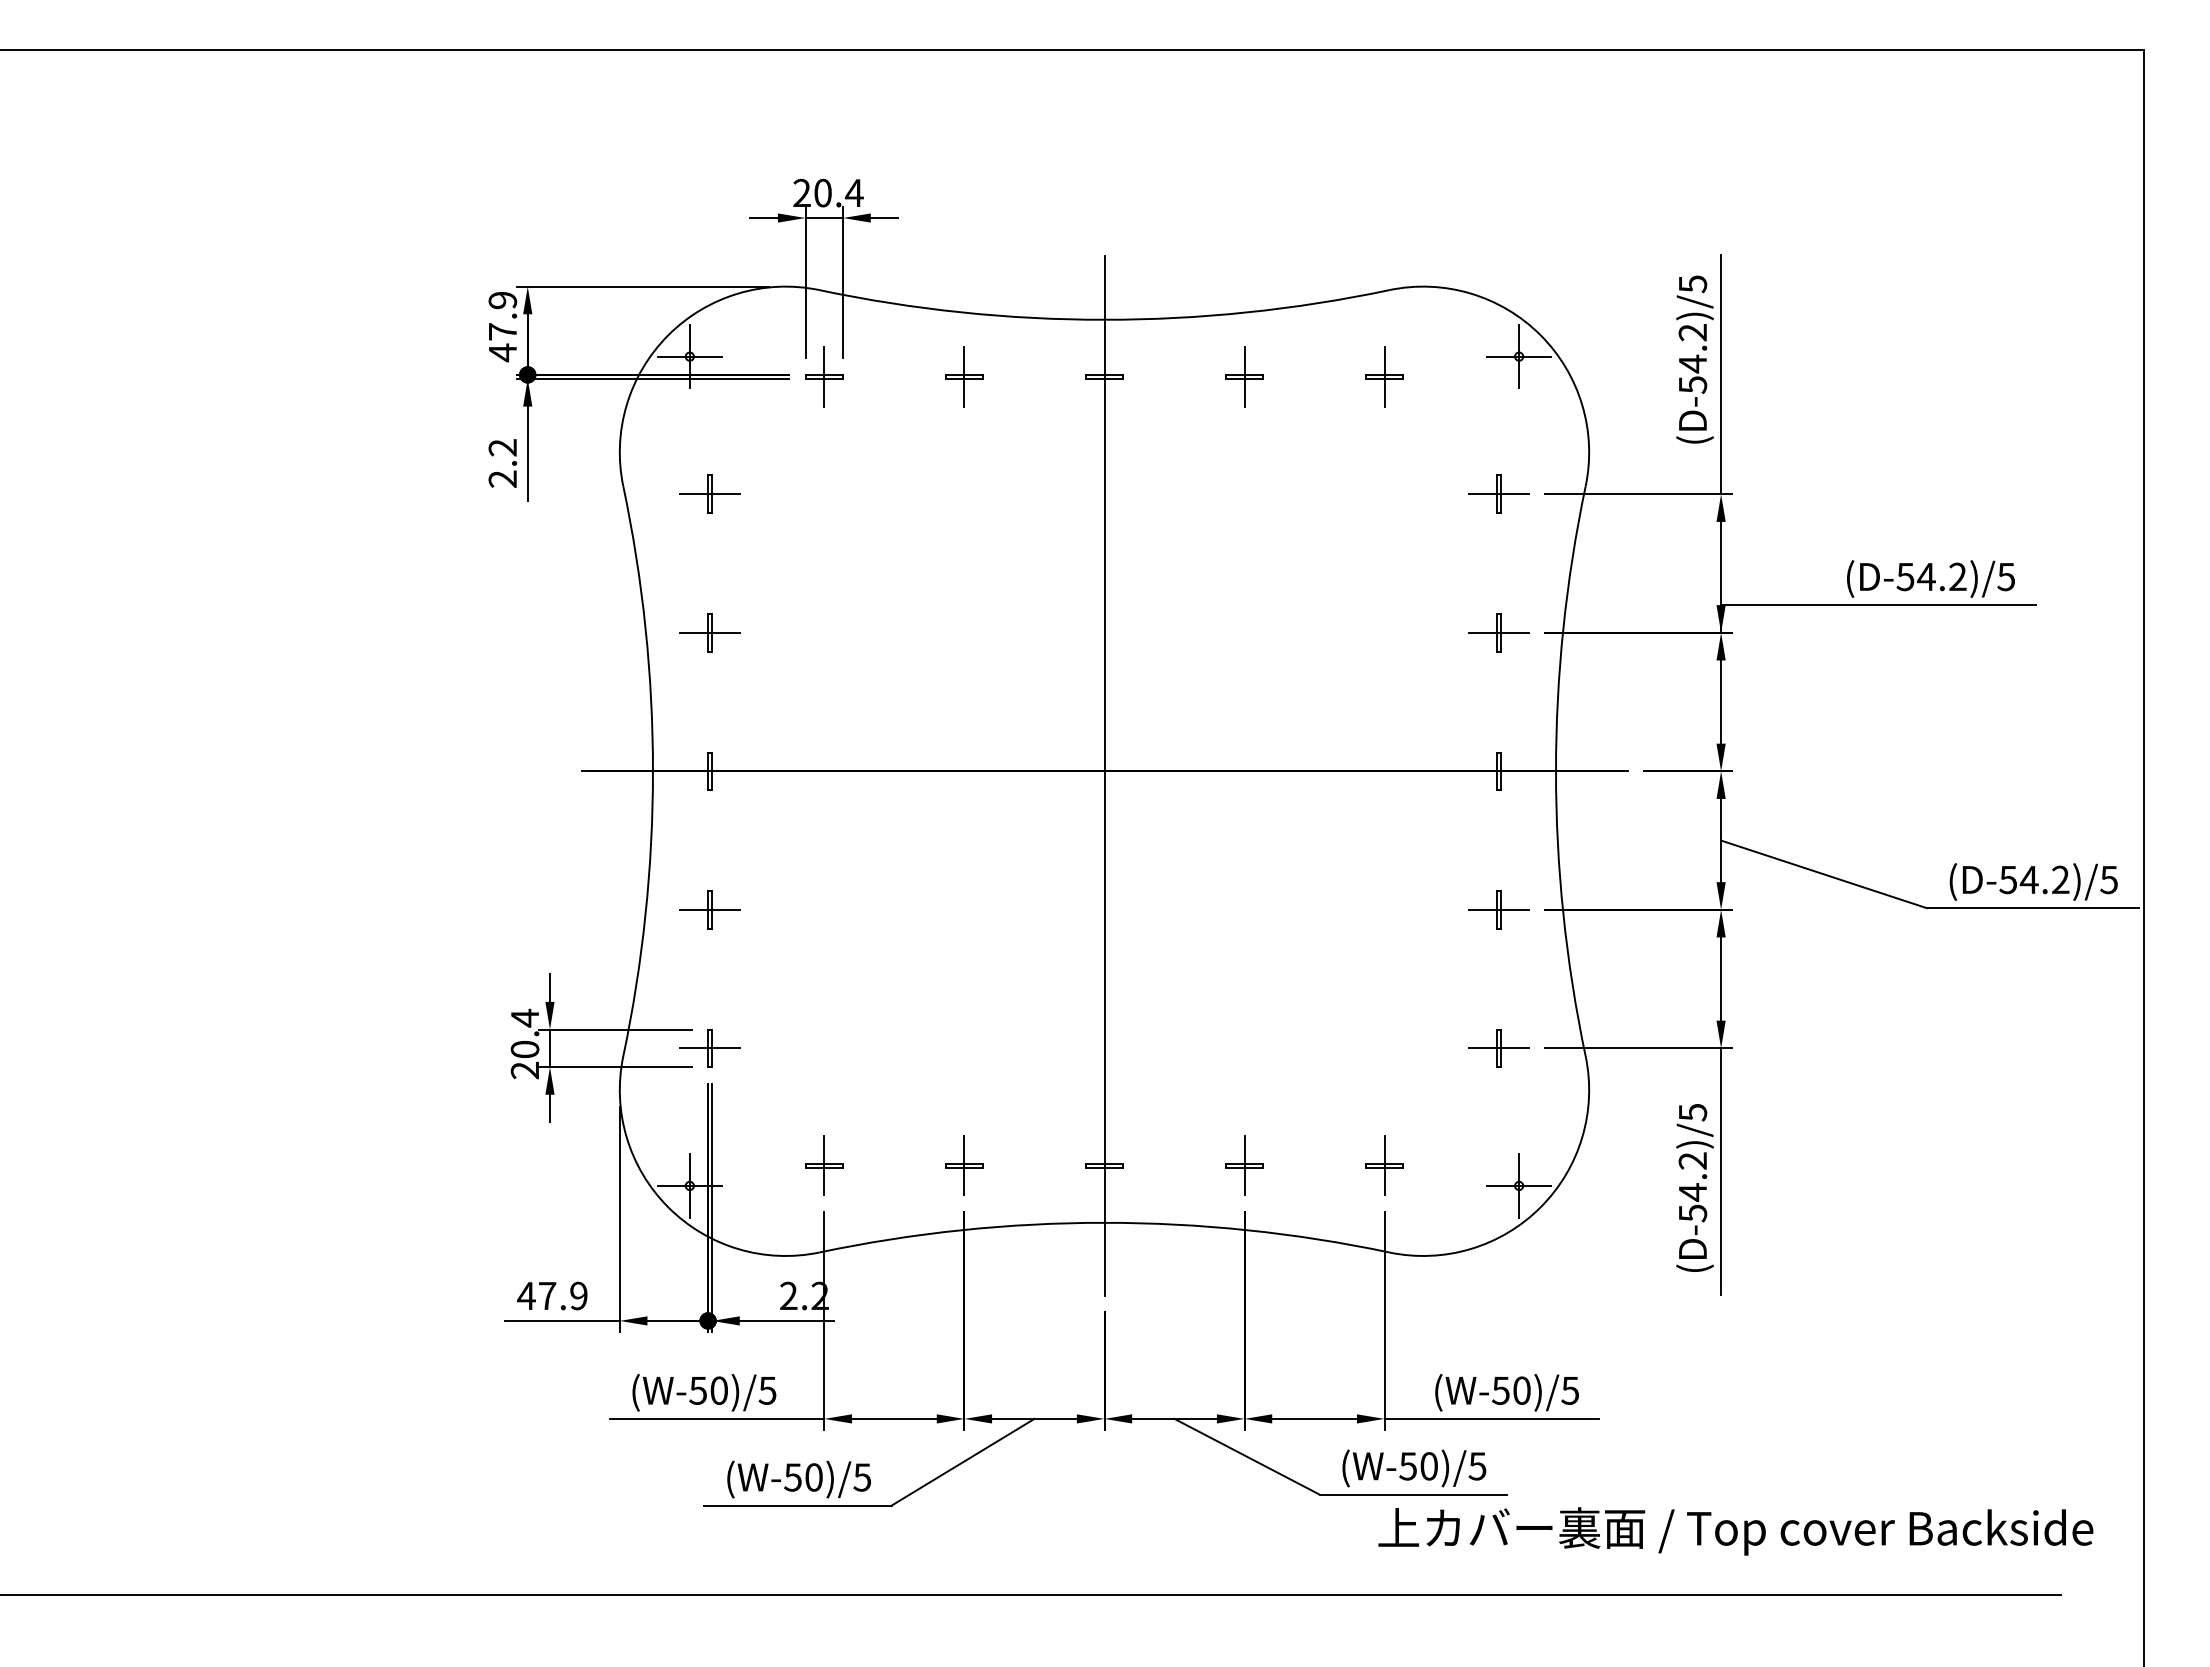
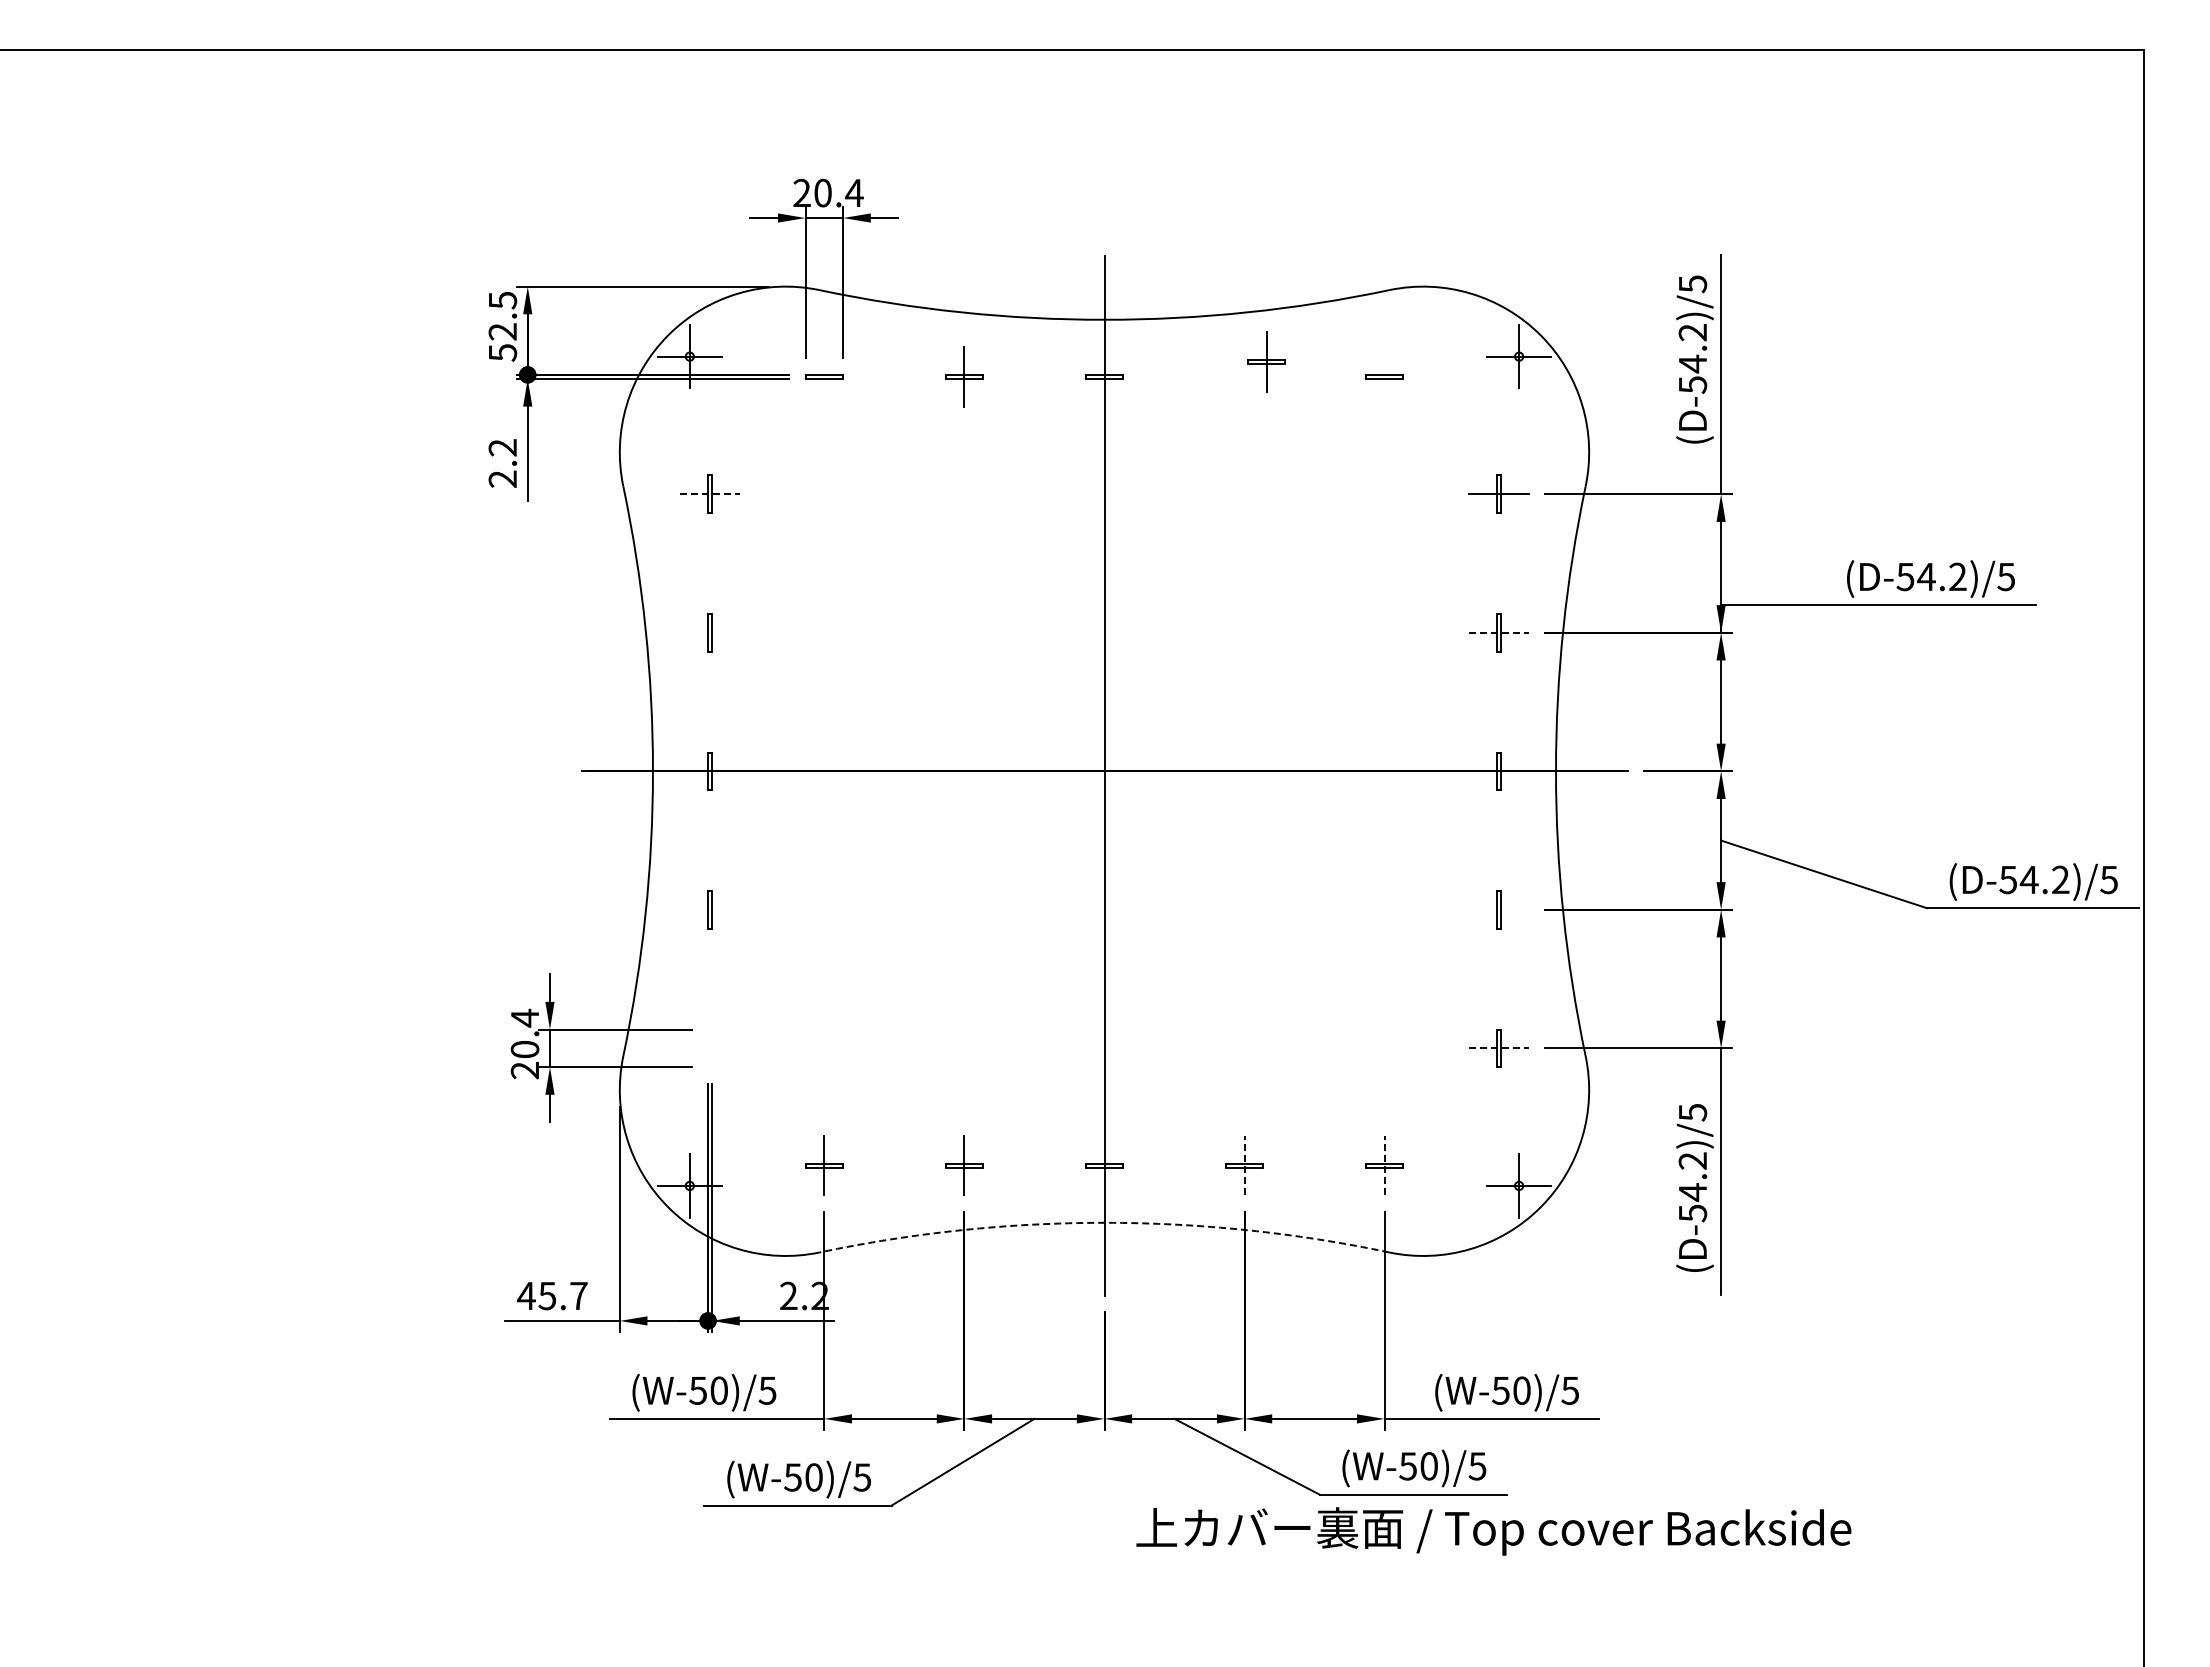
text: 47.9 -> 52.5 (502, 327)
line: present -> none (824, 376)
part position: (1244, 376) -> (1266, 361) (1266, 361)
line: present -> none (1384, 376)
line: solid -> dashed (710, 494)
line: present -> none (709, 632)
line: solid -> dashed (1498, 632)
line: present -> none (709, 909)
line: present -> none (1498, 909)
part: present -> none (709, 1048)
line: solid -> dashed (1498, 1048)
line: solid -> dashed (1244, 1165)
line: solid -> dashed (1384, 1165)
arc: solid -> dashed (1104, 1222)
text: 47.9 -> 45.7 (562, 1295)
text position: (1735, 1531) -> (1493, 1531) (1493, 1531)
line: present -> none (1031, 1594)
